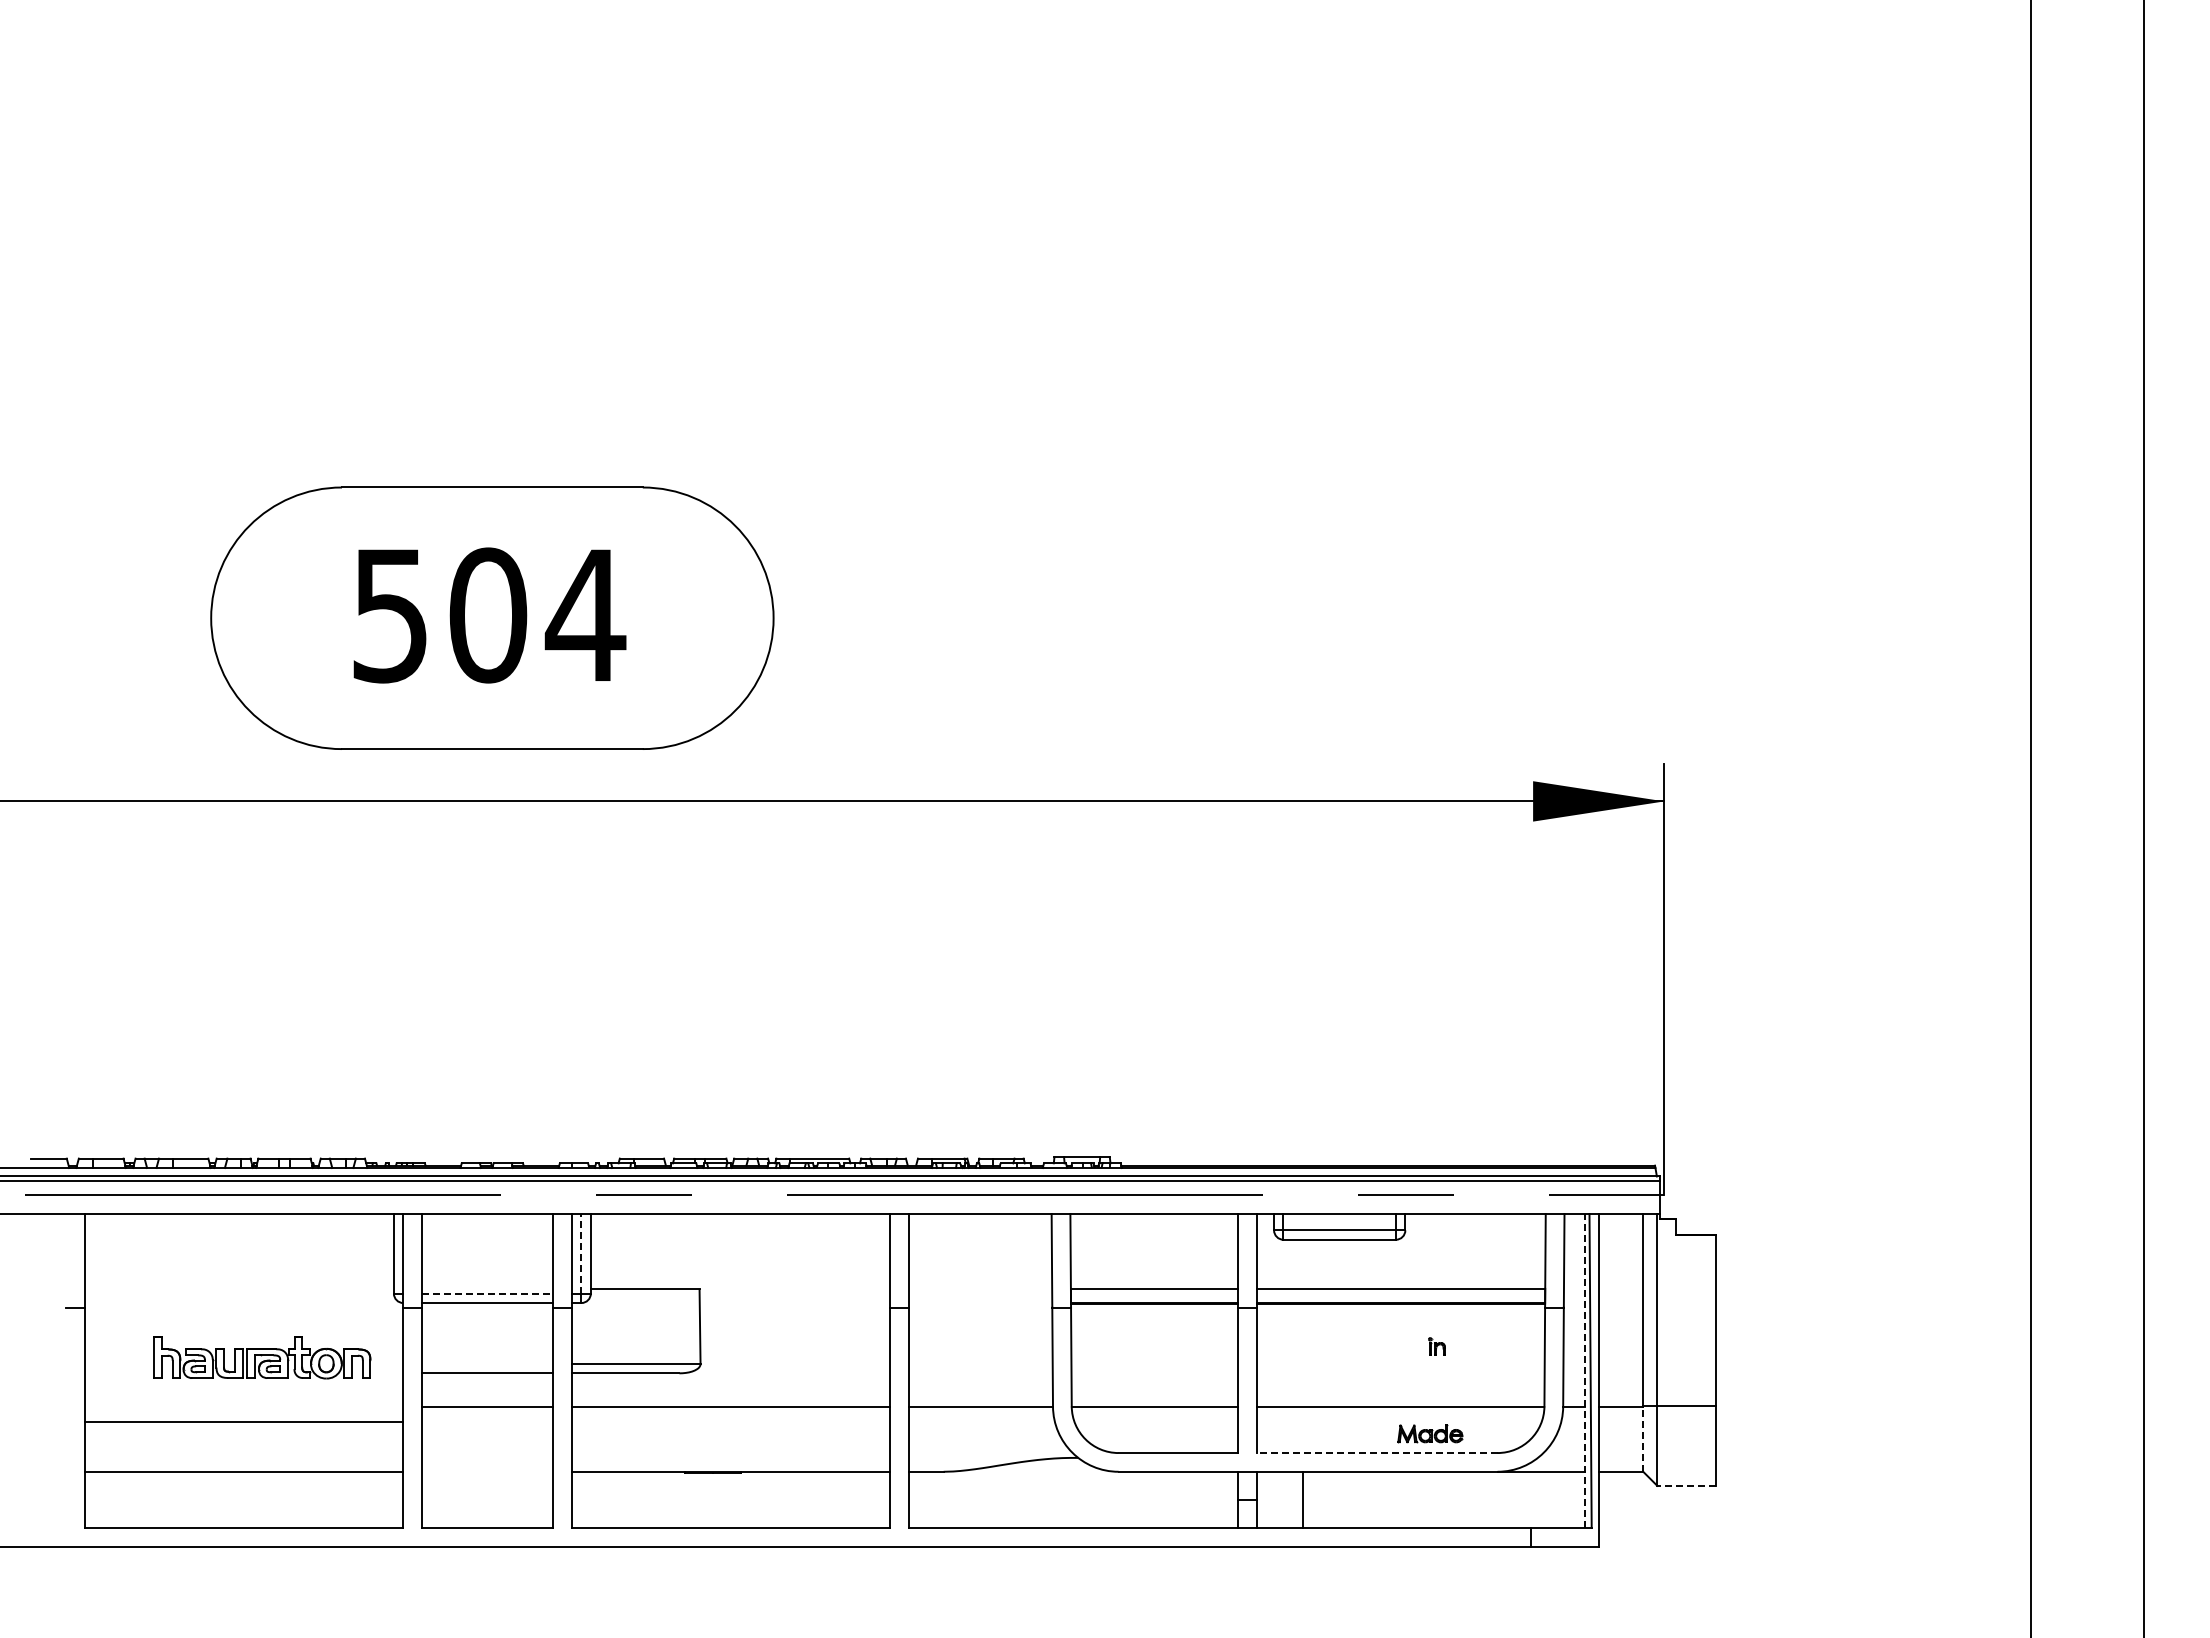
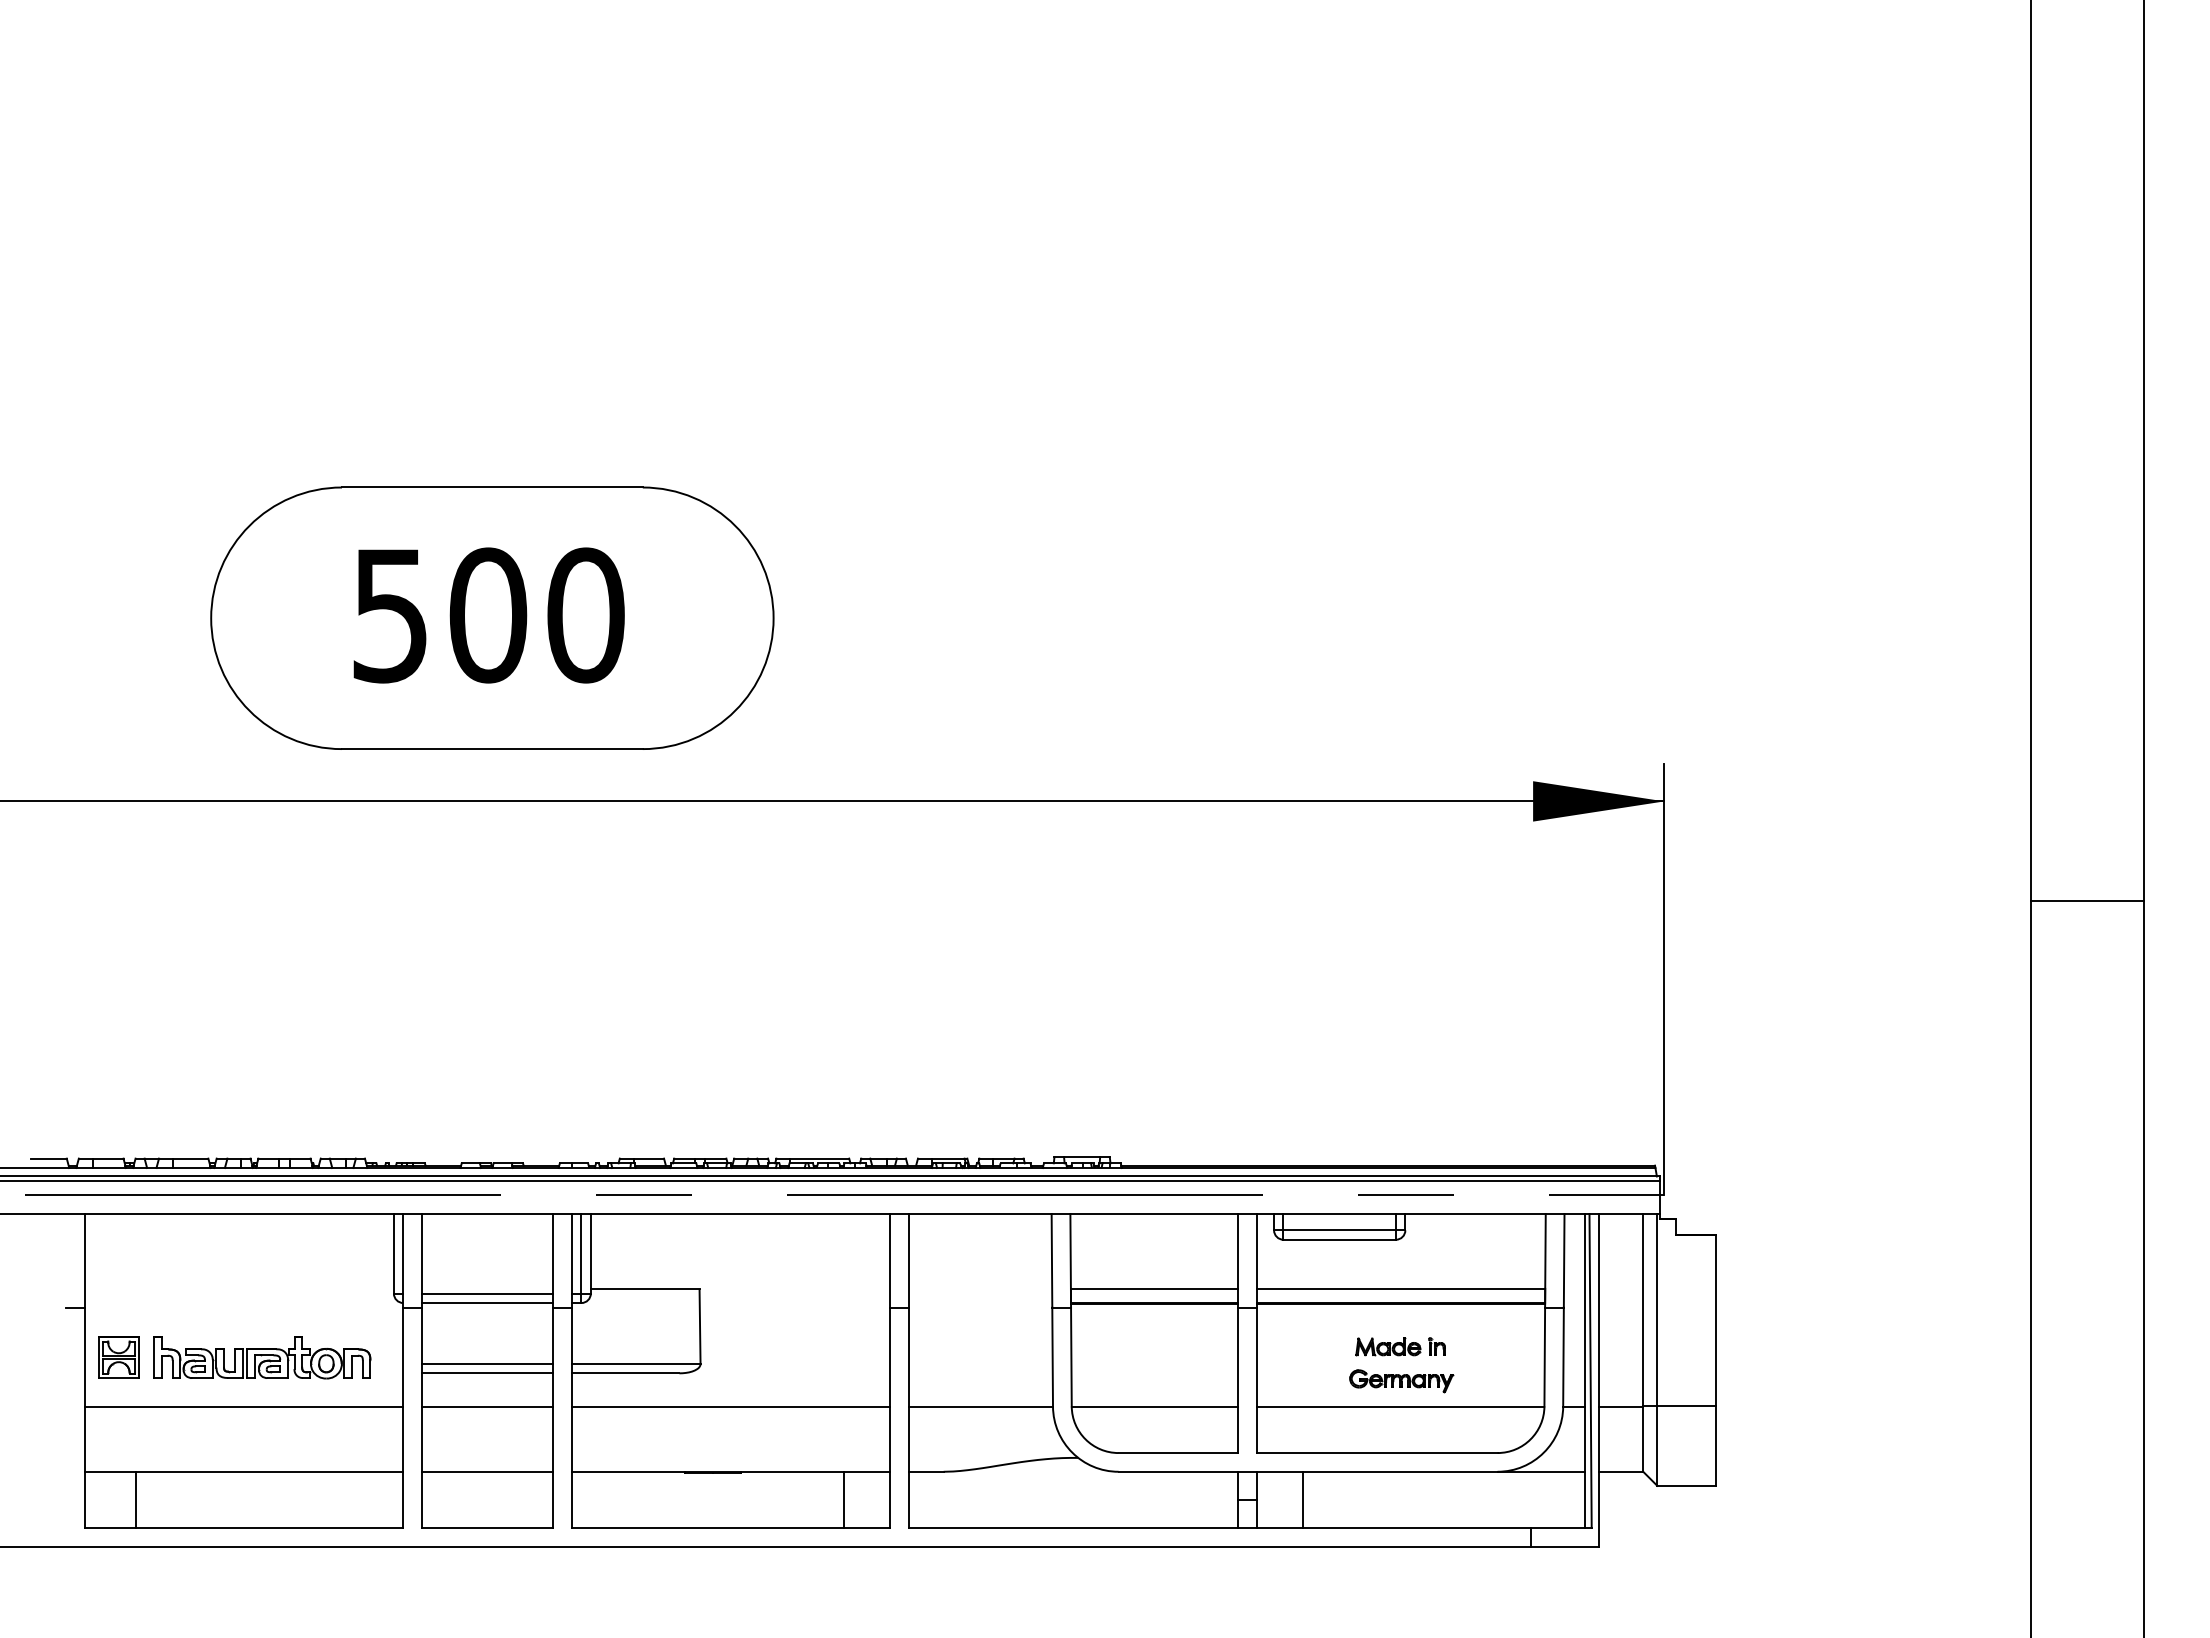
text: 504 -> 500 (585, 615)
line: none -> present (2087, 901)
line: dashed -> solid (581, 1253)
line: dashed -> solid (487, 1293)
part: none -> present (118, 1357)
line: none -> present (487, 1363)
line: dashed -> solid (1584, 1370)
part: none -> present (1401, 1381)
line position: (243, 1421) -> (243, 1406) (243, 1406)
part position: (1430, 1433) -> (1388, 1346) (1388, 1346)
line: dashed -> solid (1643, 1439)
line: dashed -> solid (1376, 1453)
line: none -> present (487, 1471)
line: dashed -> solid (1686, 1485)
line: none -> present (136, 1499)
line: none -> present (844, 1499)
